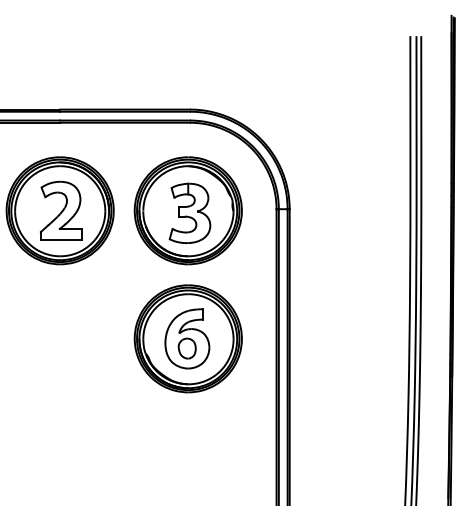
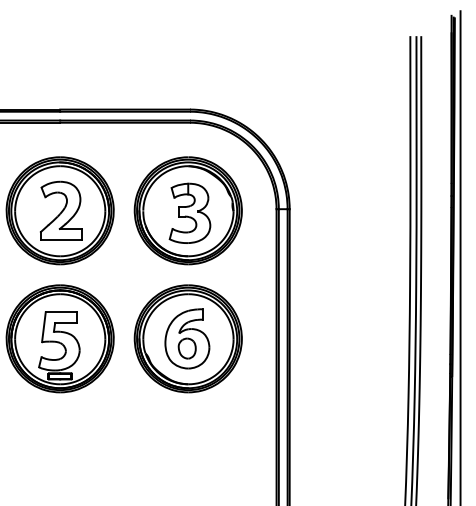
line: none -> present (460, 256)
part: none -> present (59, 338)
